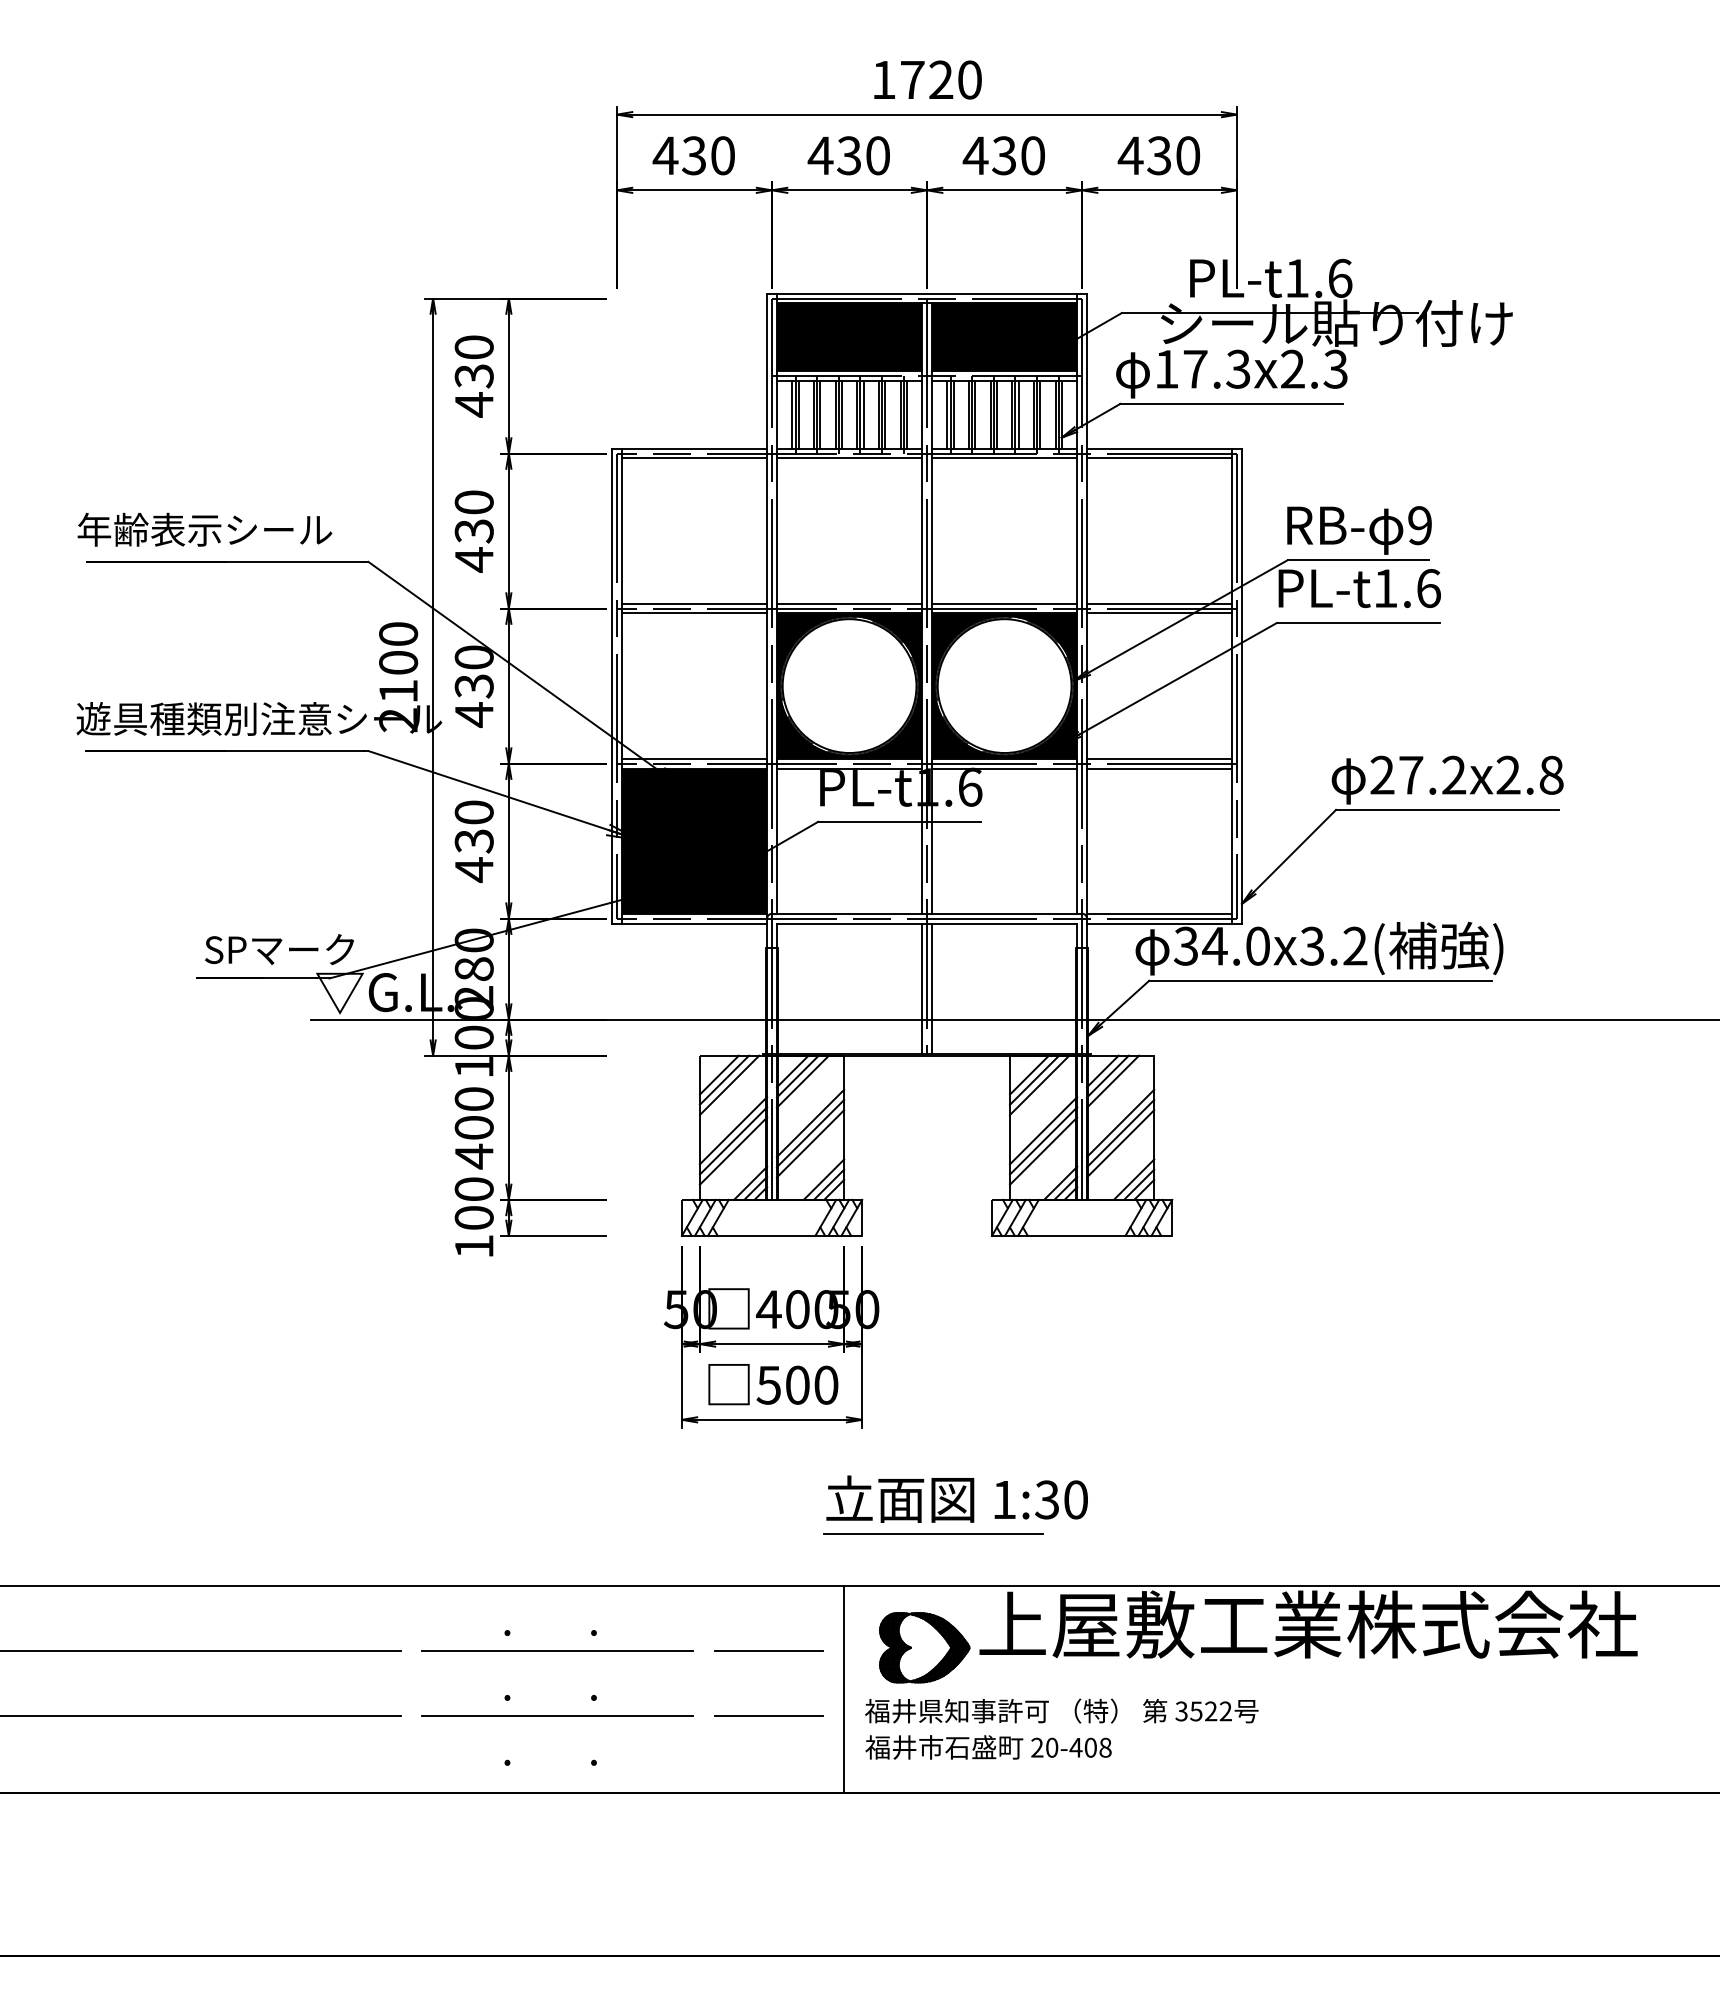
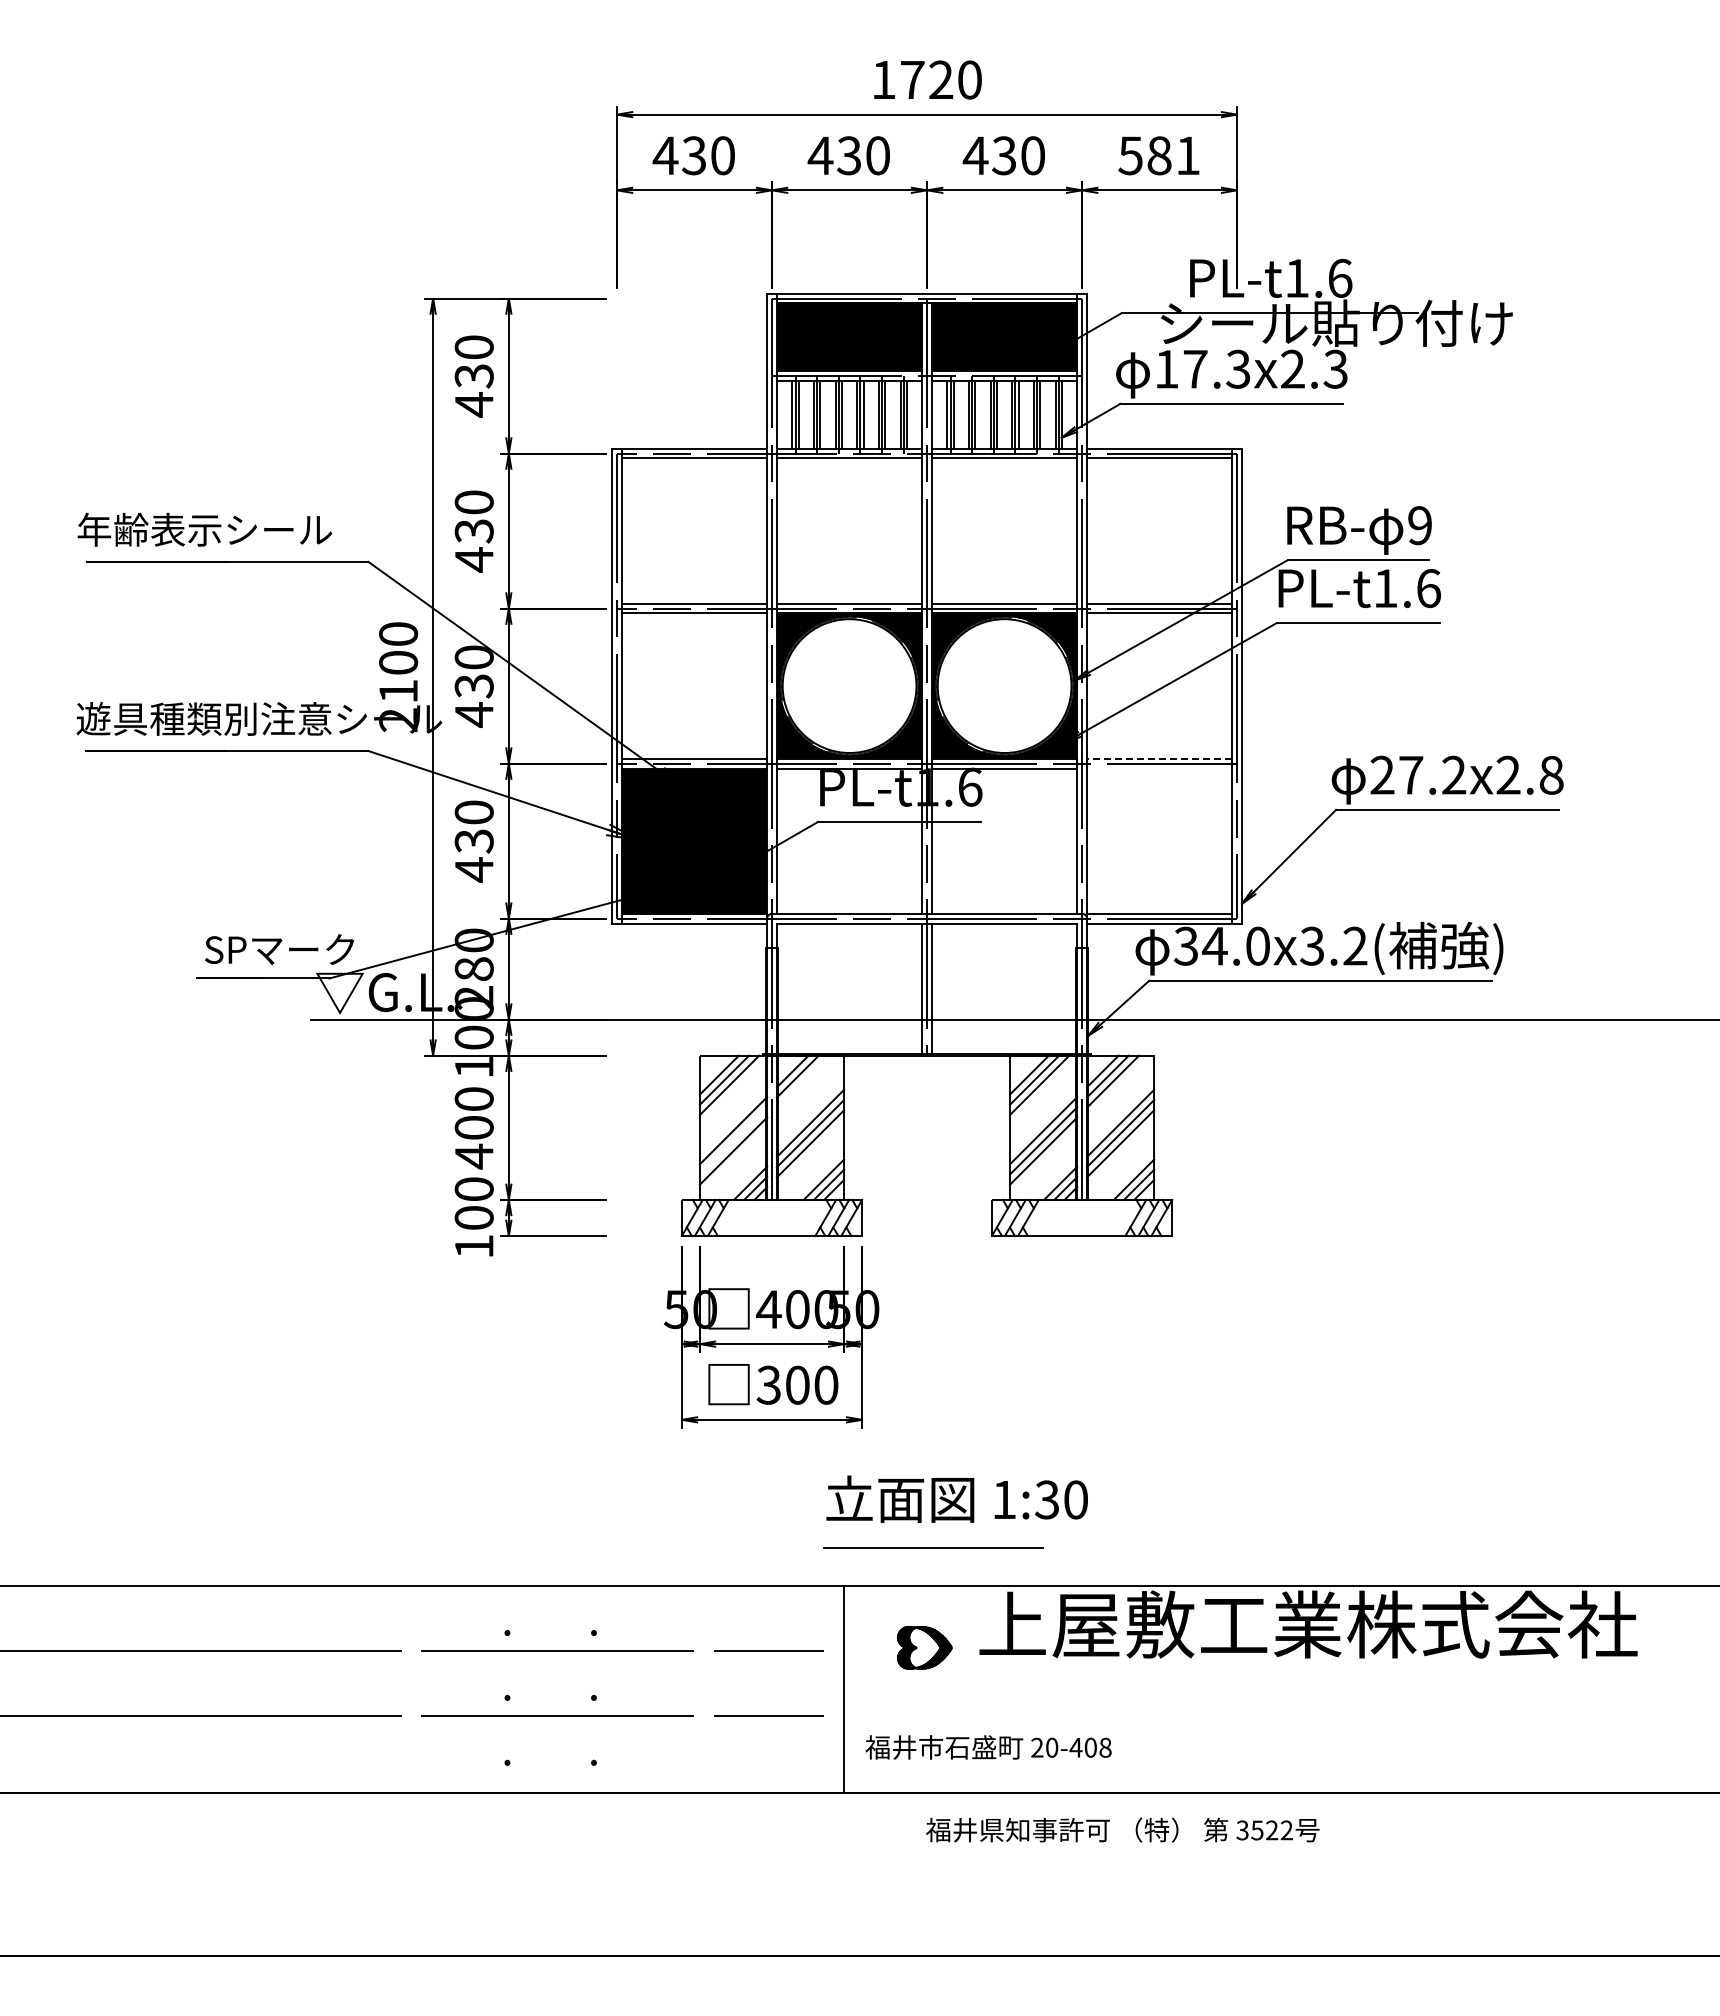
text: 430 -> 581 (1158, 155)
line: solid -> dashed (1159, 758)
line: present -> none (1159, 768)
line: present -> none (802, 1081)
line: present -> none (733, 1140)
text: 500 -> 300 (768, 1384)
line position: (933, 1533) -> (933, 1547) (933, 1547)
part size: 92x72 px -> 57x44 px (924, 1647)
text position: (1061, 1710) -> (1122, 1829) (1122, 1829)
